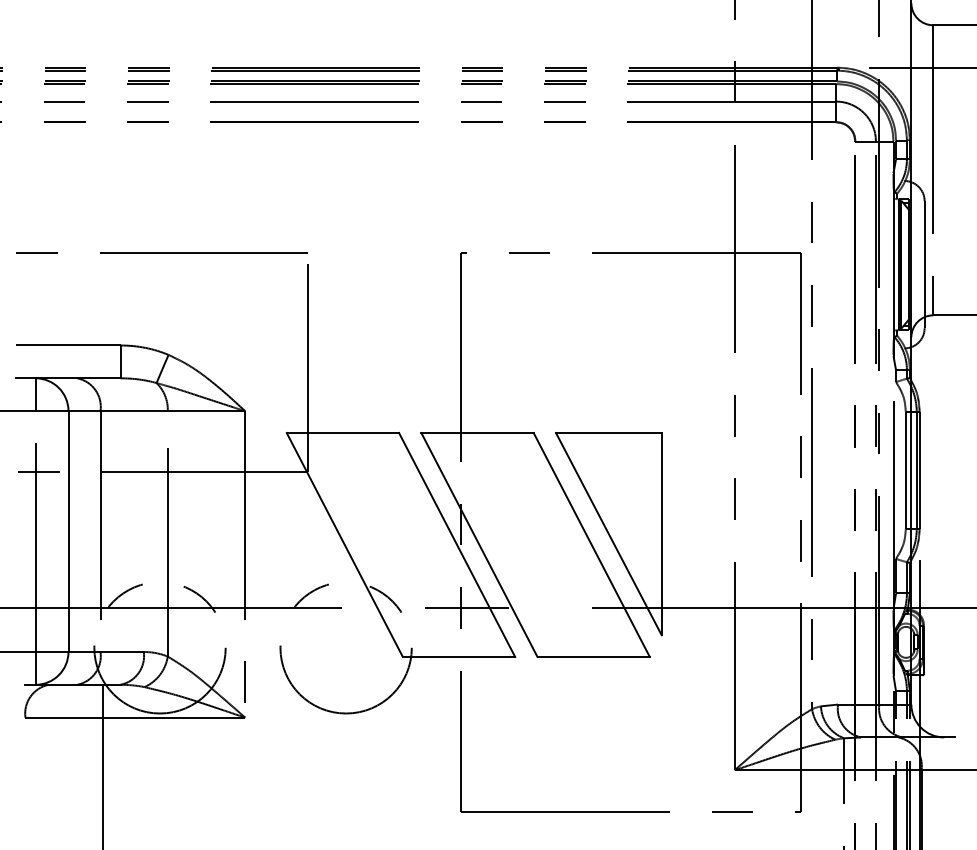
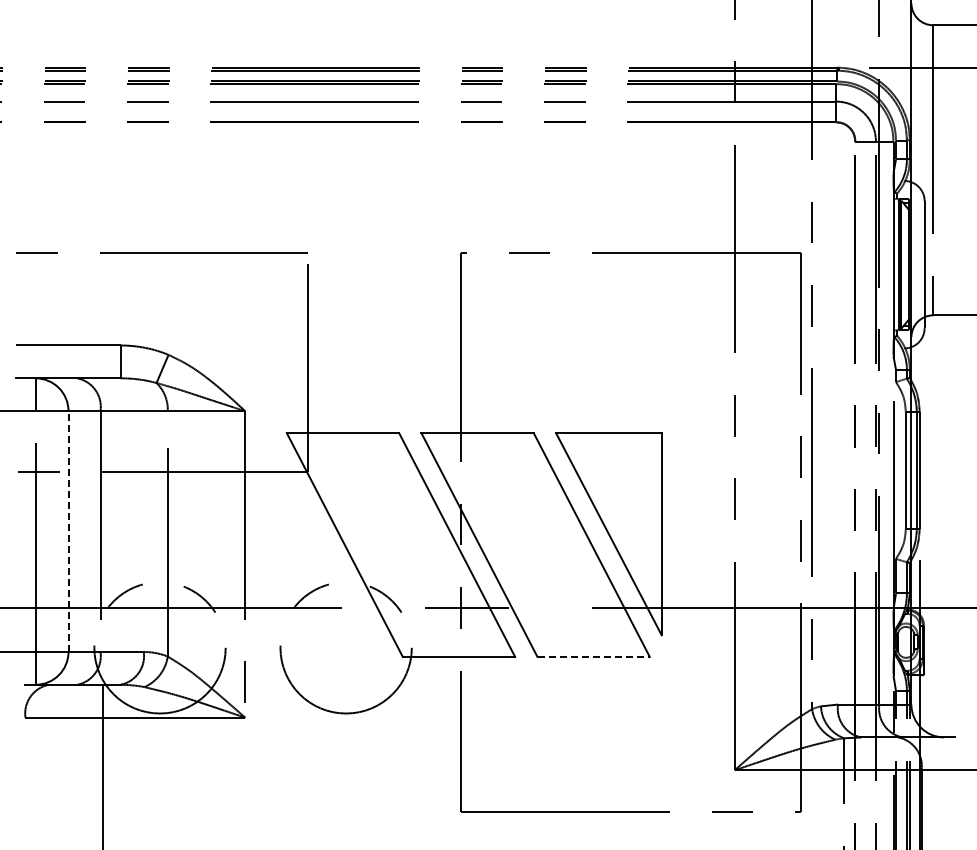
line: solid -> dashed (68, 531)
line: solid -> dashed (594, 656)
